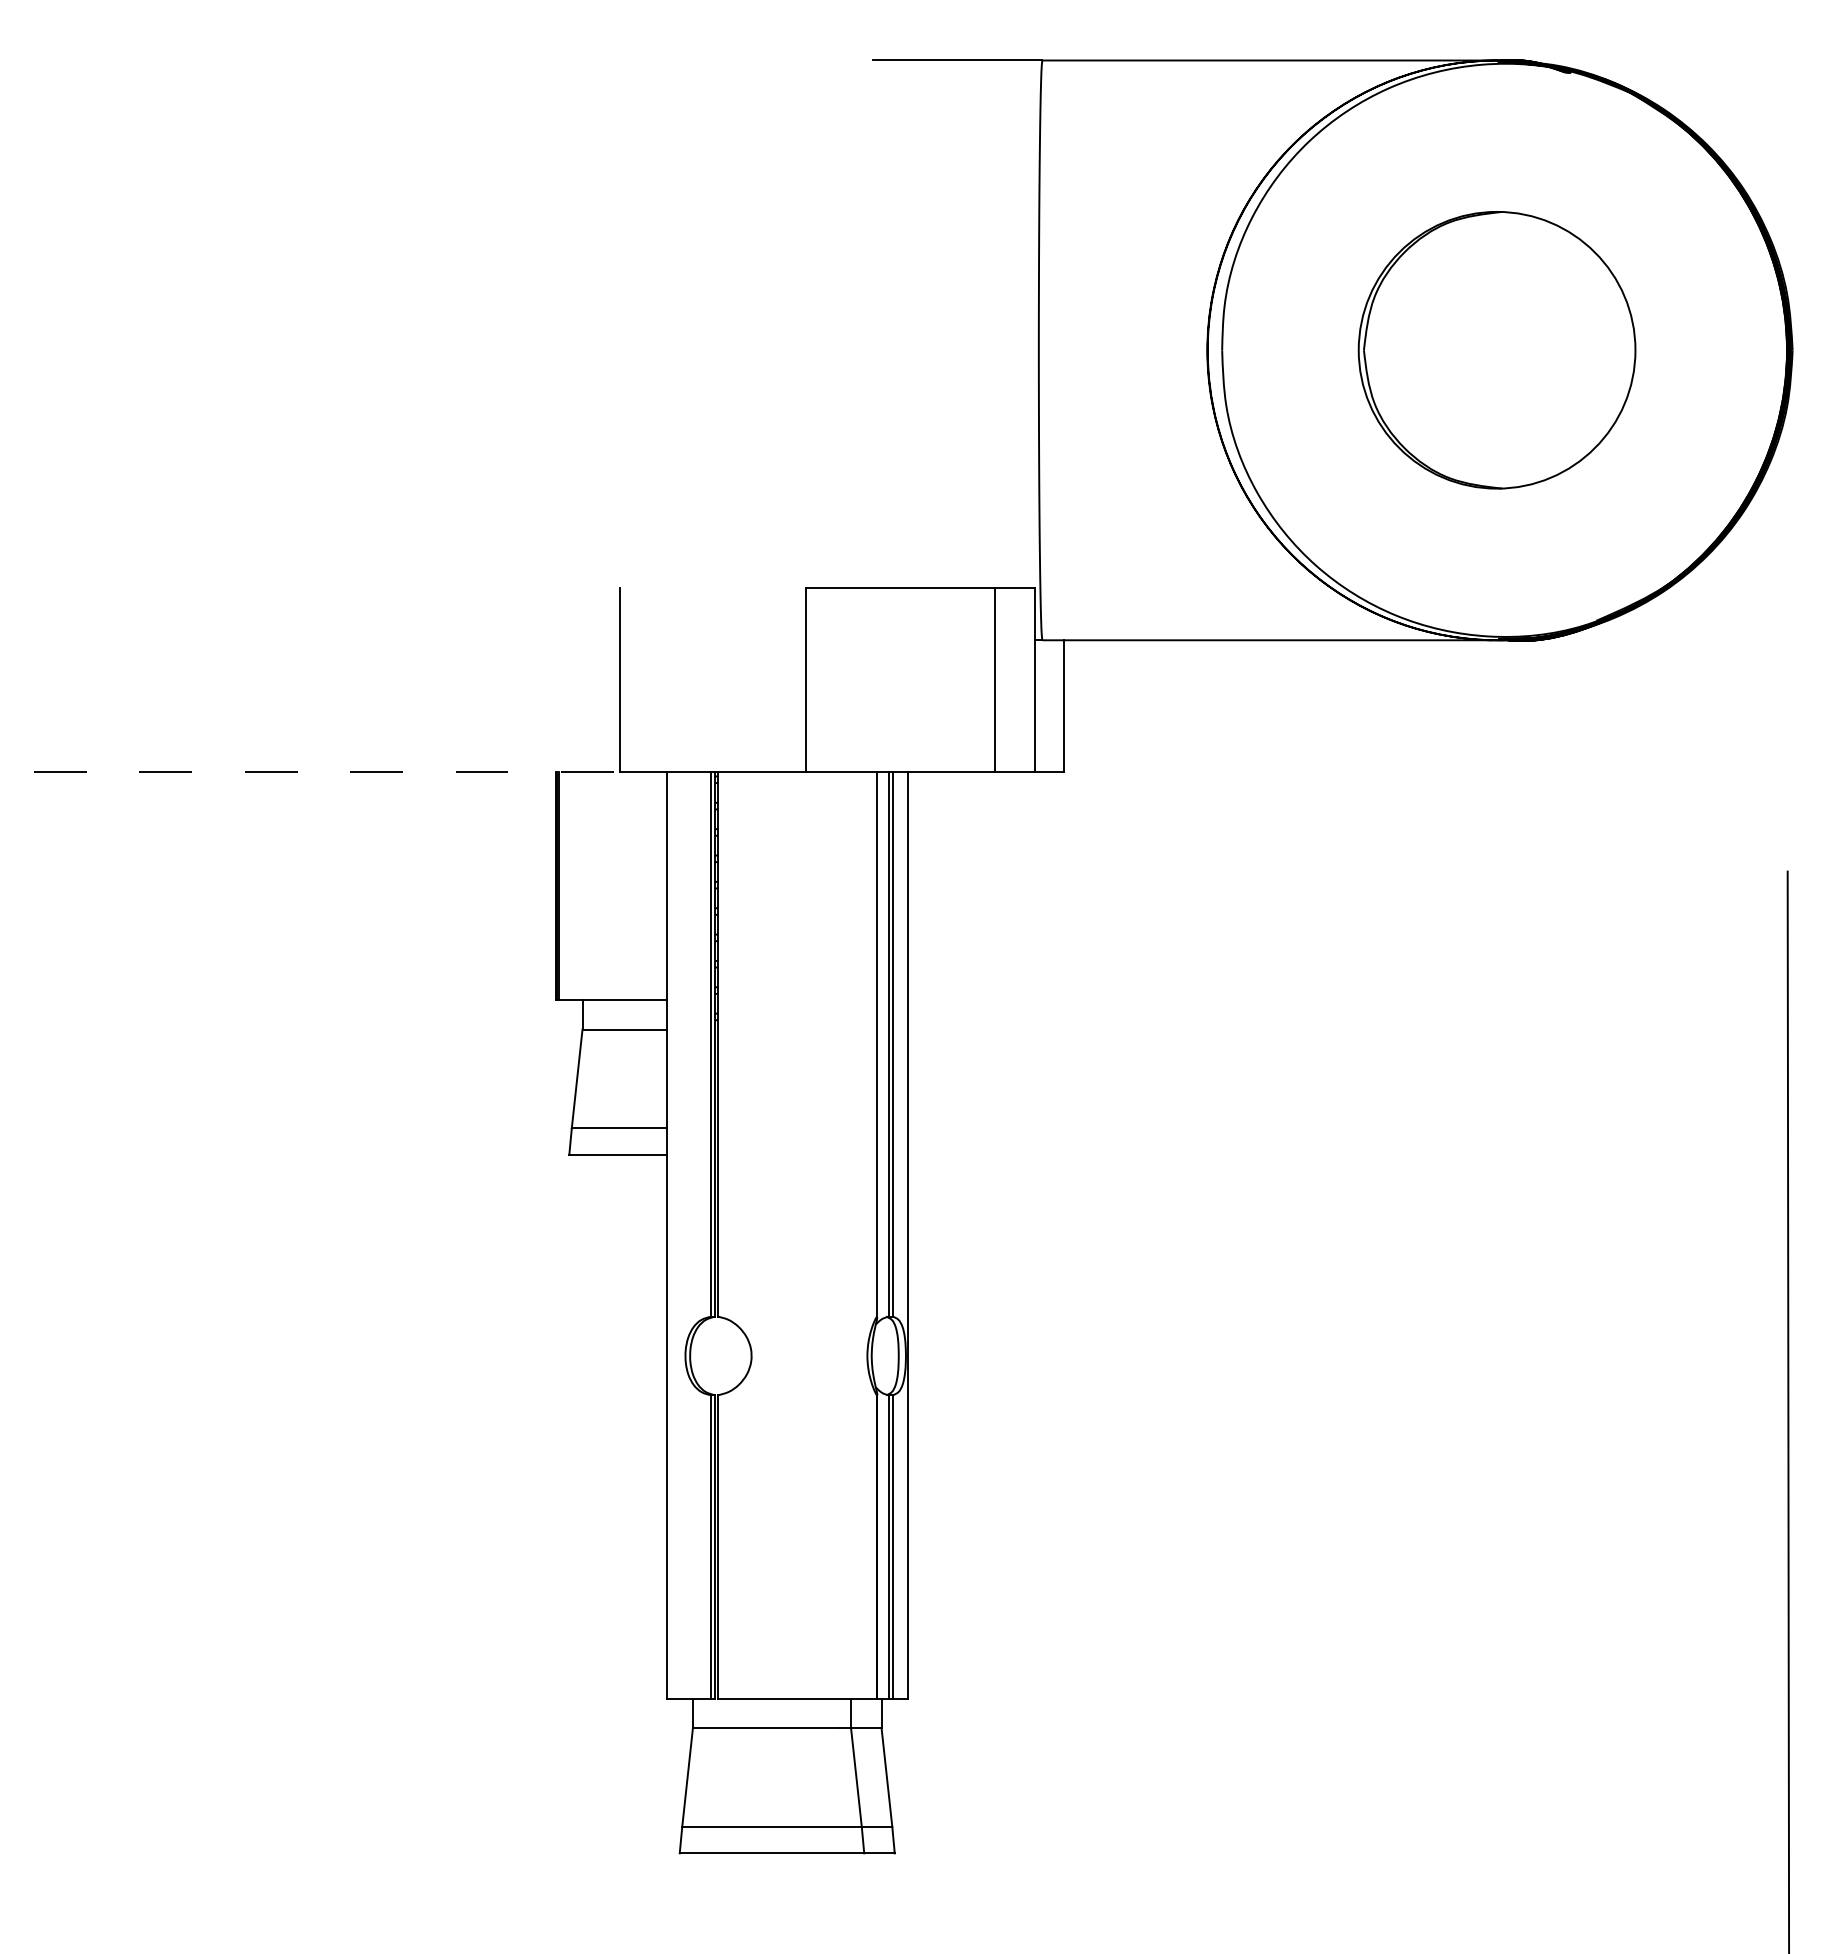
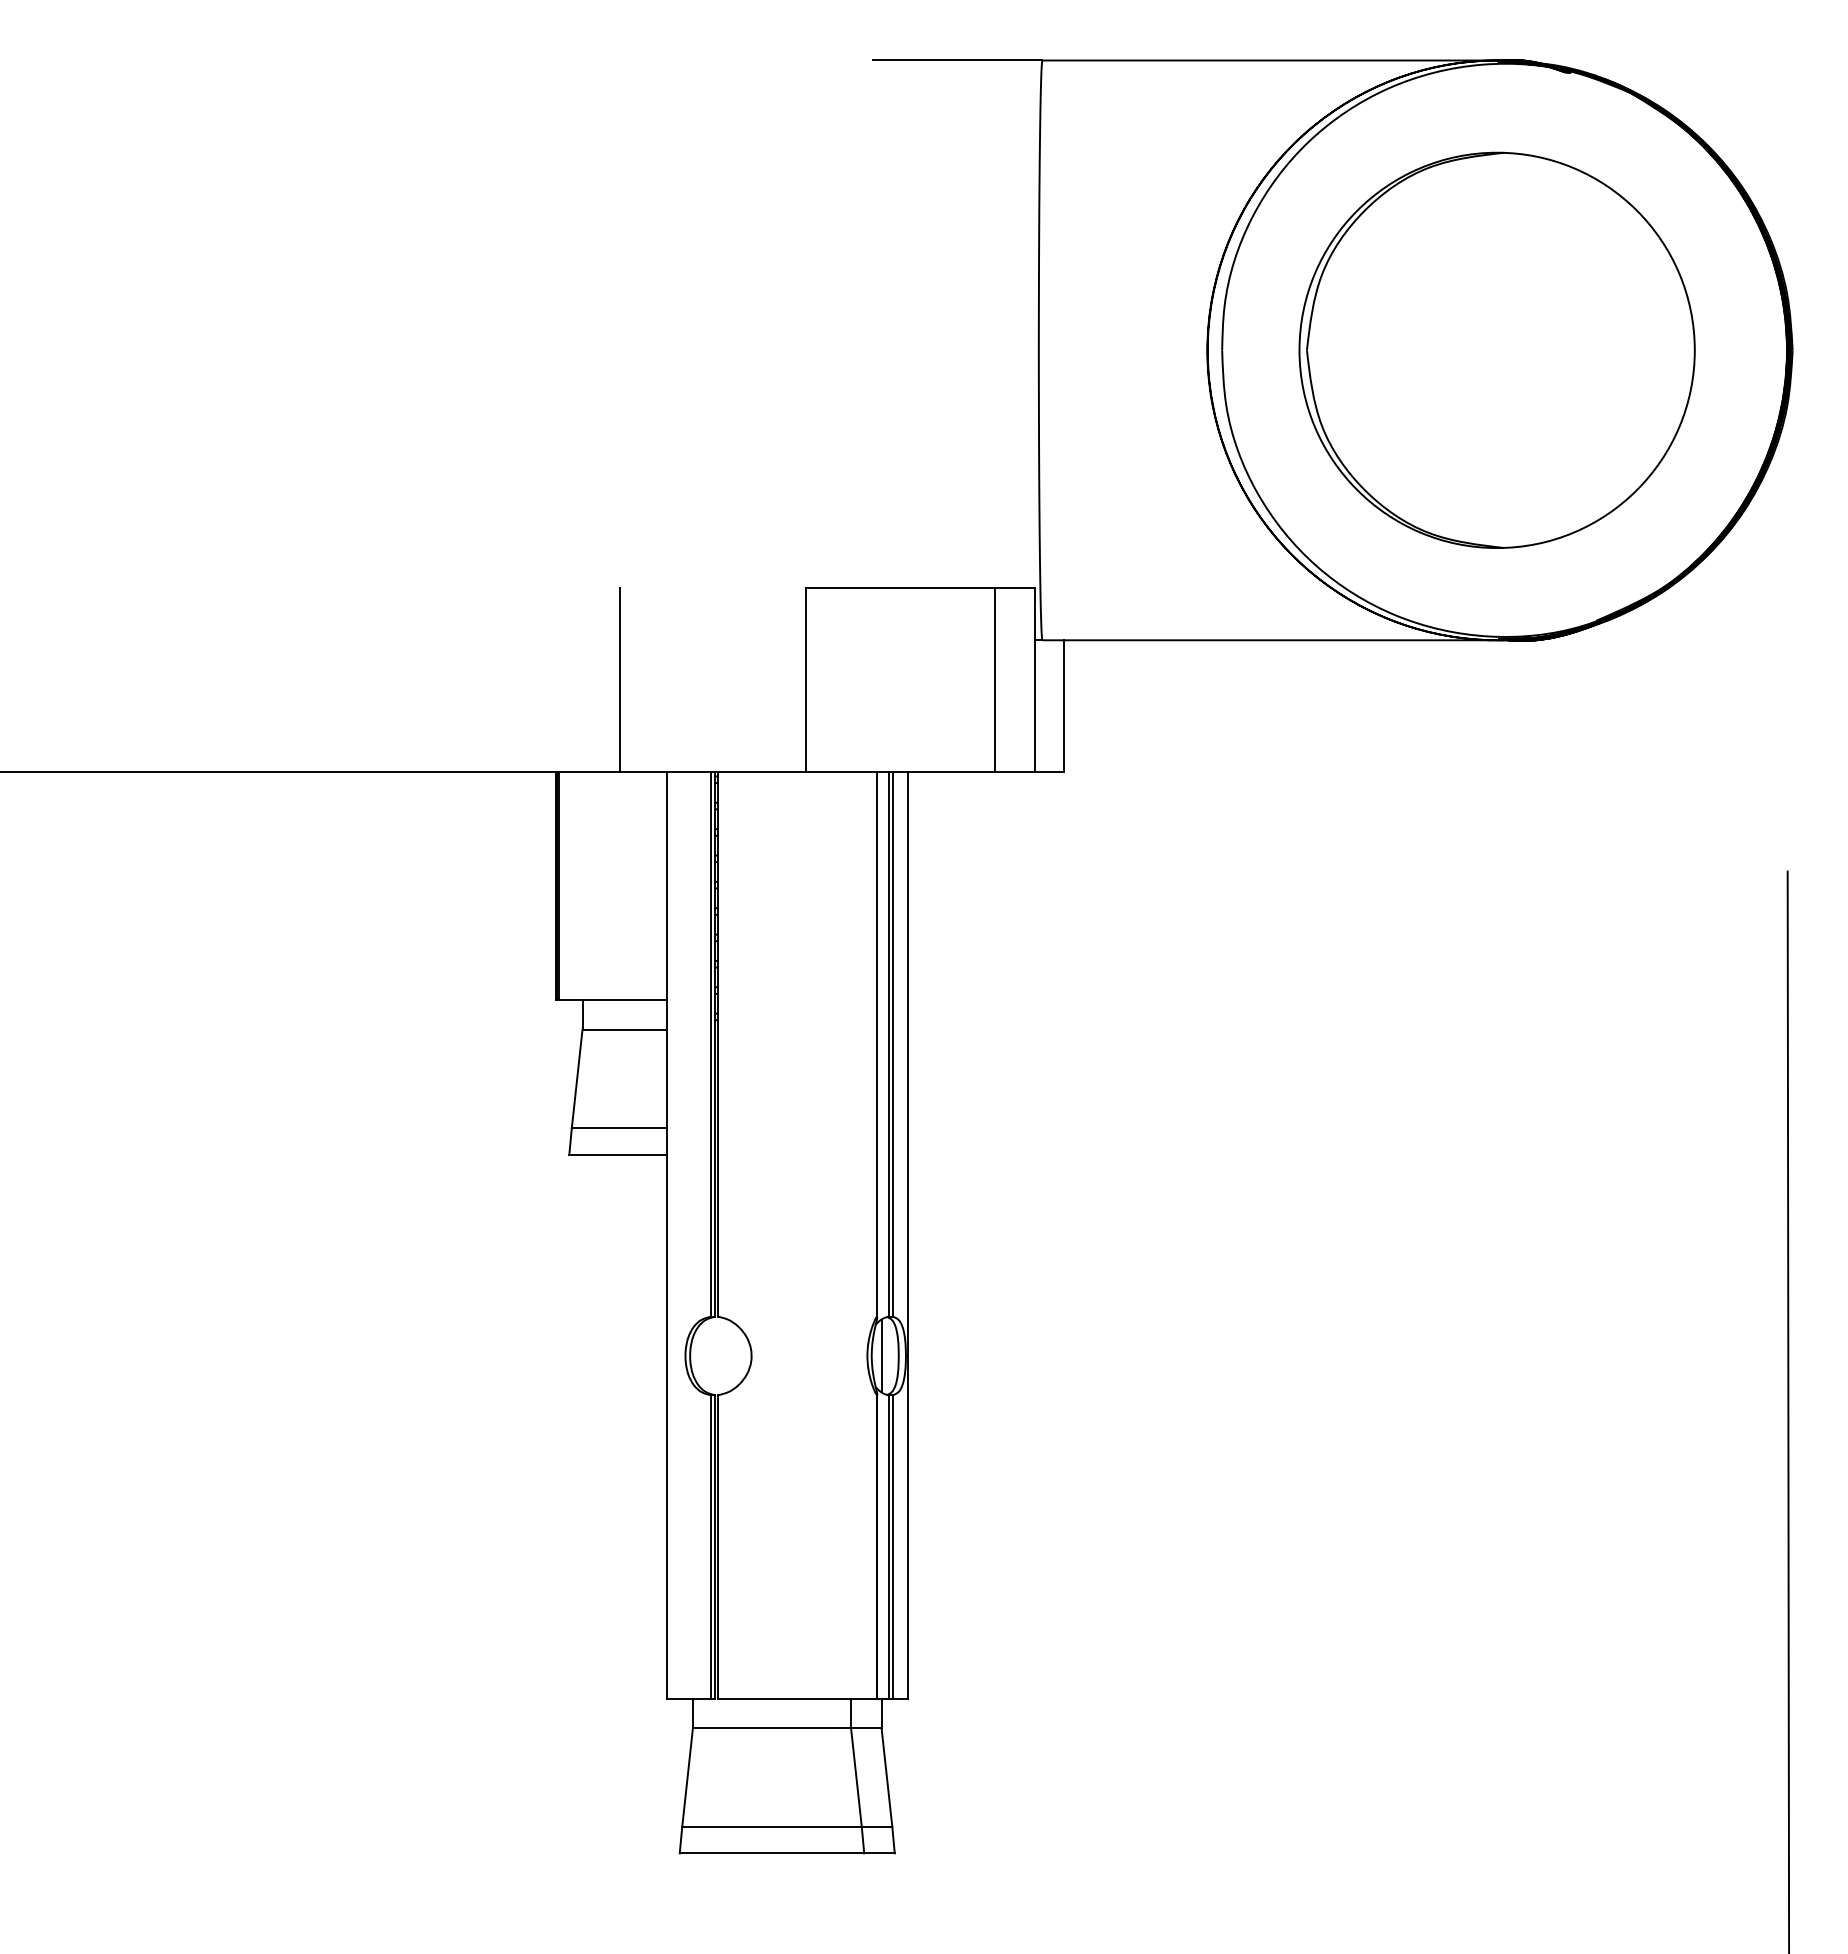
part size: 280x279 px -> 398x398 px (1496, 349)
line: dashed -> solid (310, 772)
line: none -> present (881, 1355)
